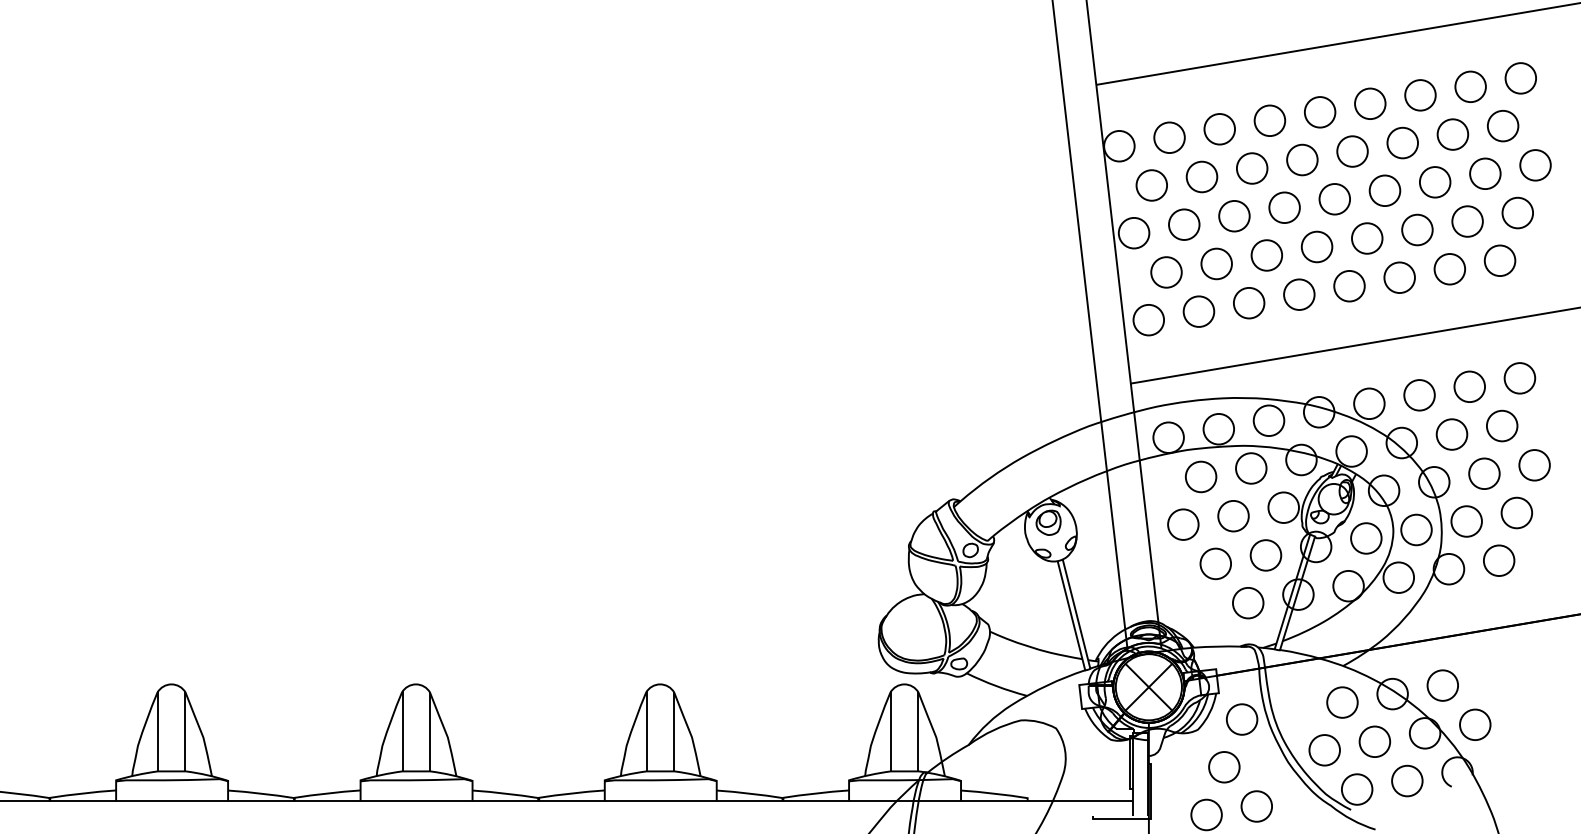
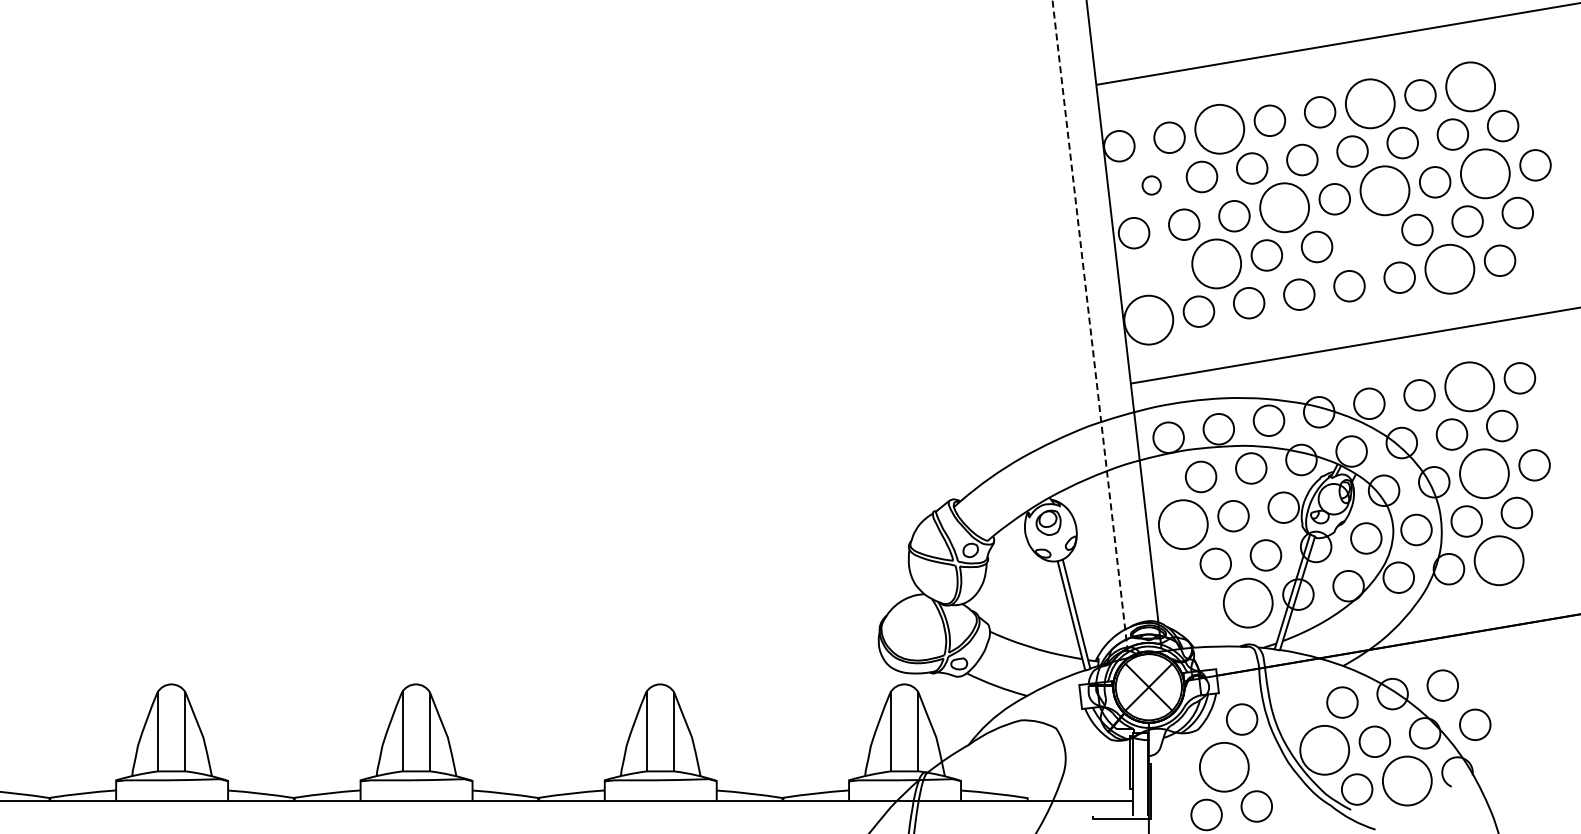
circle: present -> none (1520, 78)
circle diameter: 31 px -> 49 px (1470, 86)
circle diameter: 31 px -> 49 px (1369, 103)
circle diameter: 31 px -> 49 px (1219, 128)
circle diameter: 31 px -> 49 px (1484, 173)
circle size: 33x33 px -> 21x21 px (1151, 185)
circle diameter: 31 px -> 49 px (1384, 190)
circle diameter: 31 px -> 49 px (1284, 207)
circle: present -> none (1367, 238)
circle diameter: 31 px -> 49 px (1216, 263)
circle diameter: 31 px -> 49 px (1449, 268)
circle: present -> none (1166, 272)
circle diameter: 31 px -> 49 px (1148, 319)
line: solid -> dashed (1090, 326)
circle diameter: 31 px -> 49 px (1469, 386)
circle diameter: 31 px -> 49 px (1484, 473)
circle diameter: 31 px -> 49 px (1182, 524)
circle diameter: 31 px -> 49 px (1498, 560)
circle diameter: 31 px -> 49 px (1247, 602)
circle diameter: 31 px -> 49 px (1324, 749)
circle diameter: 31 px -> 49 px (1223, 766)
circle diameter: 31 px -> 49 px (1406, 780)
